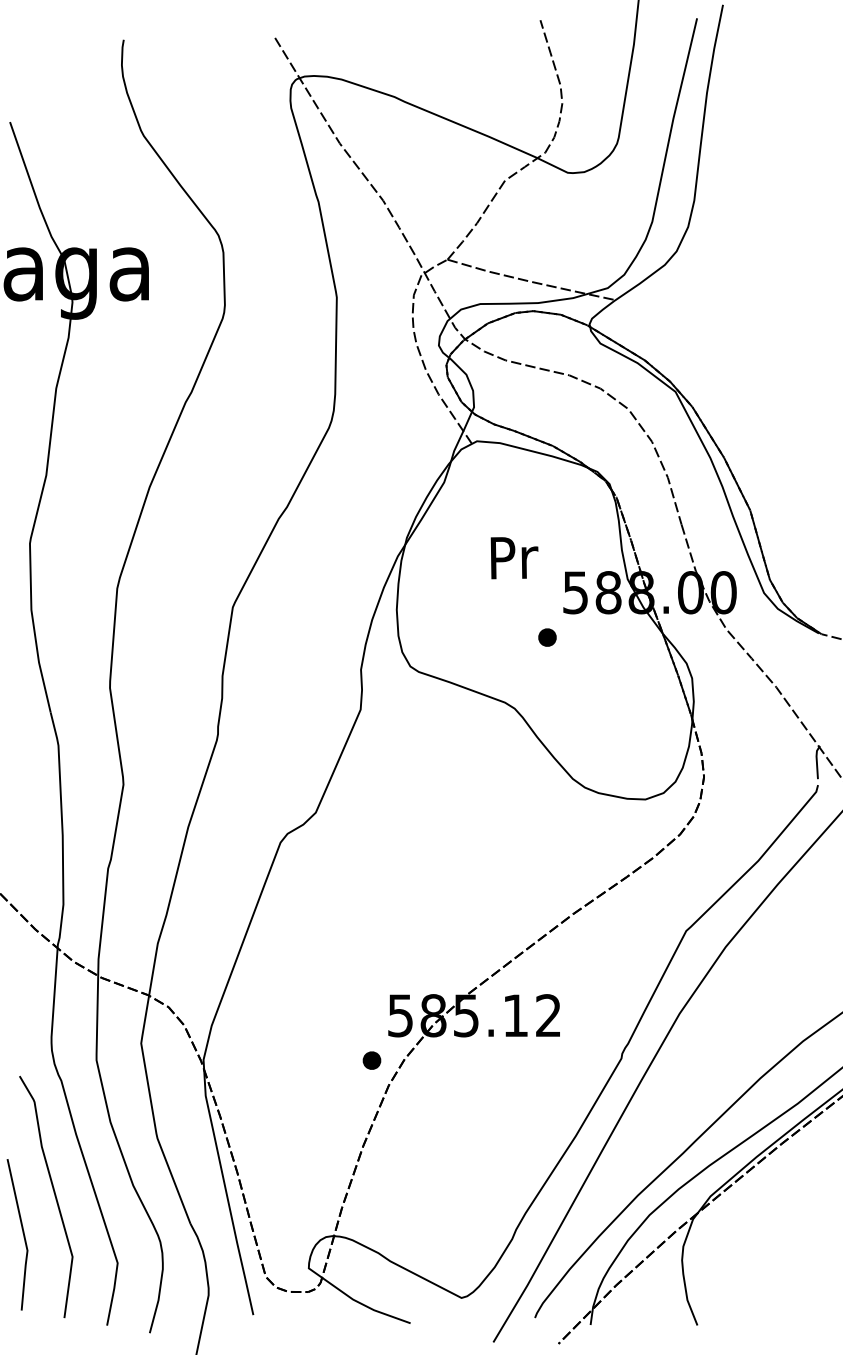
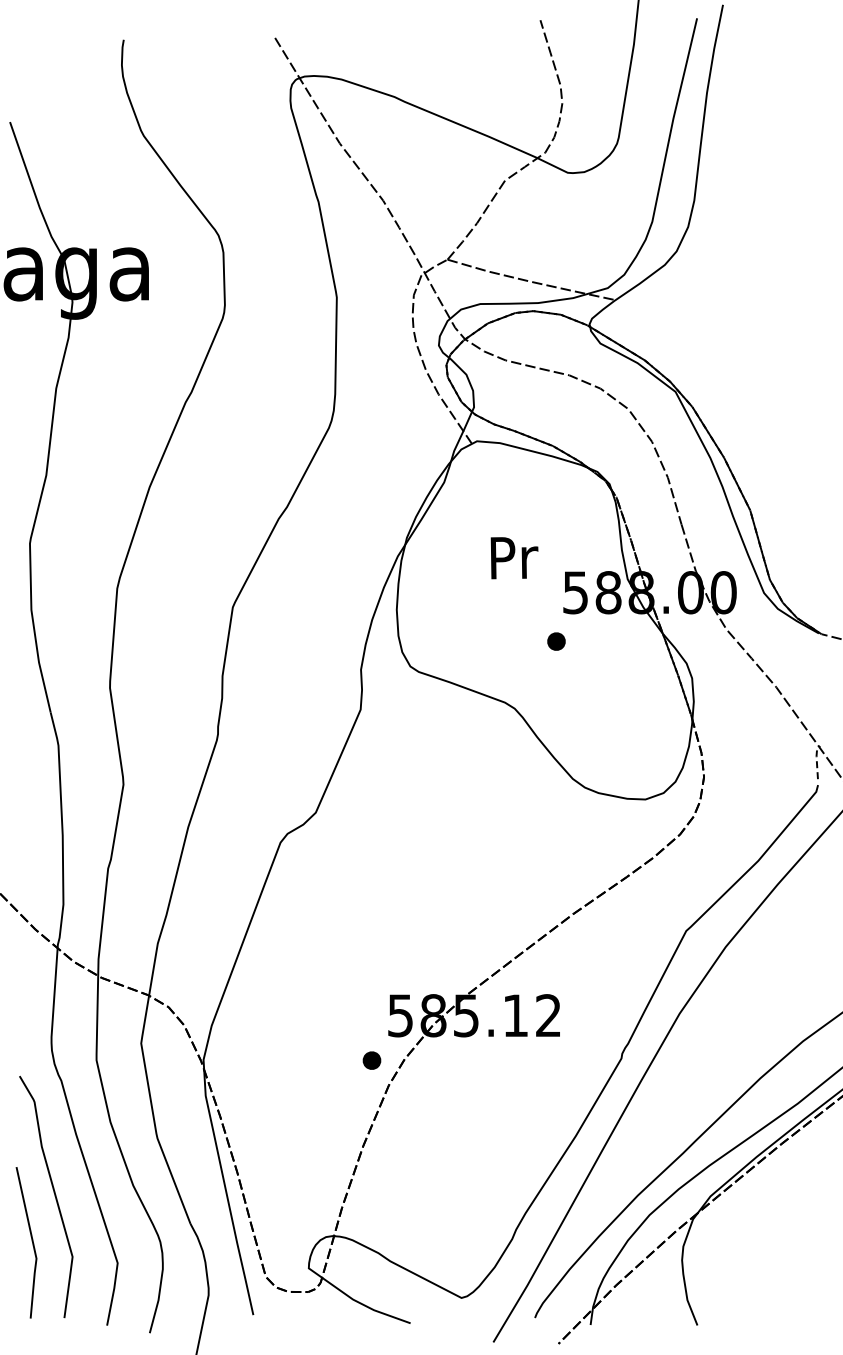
part position: (547, 637) -> (556, 641) (556, 641)
line: solid -> dashed (816, 760)
line position: (22, 1233) -> (31, 1241) (31, 1241)
